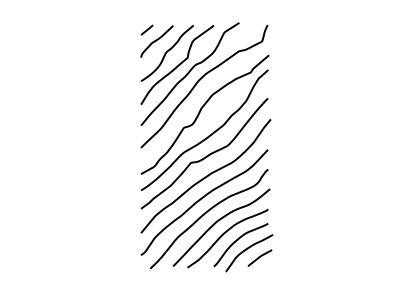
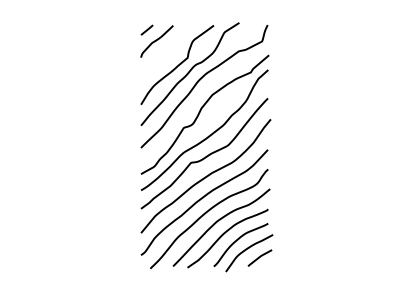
curve: present -> none (166, 53)
